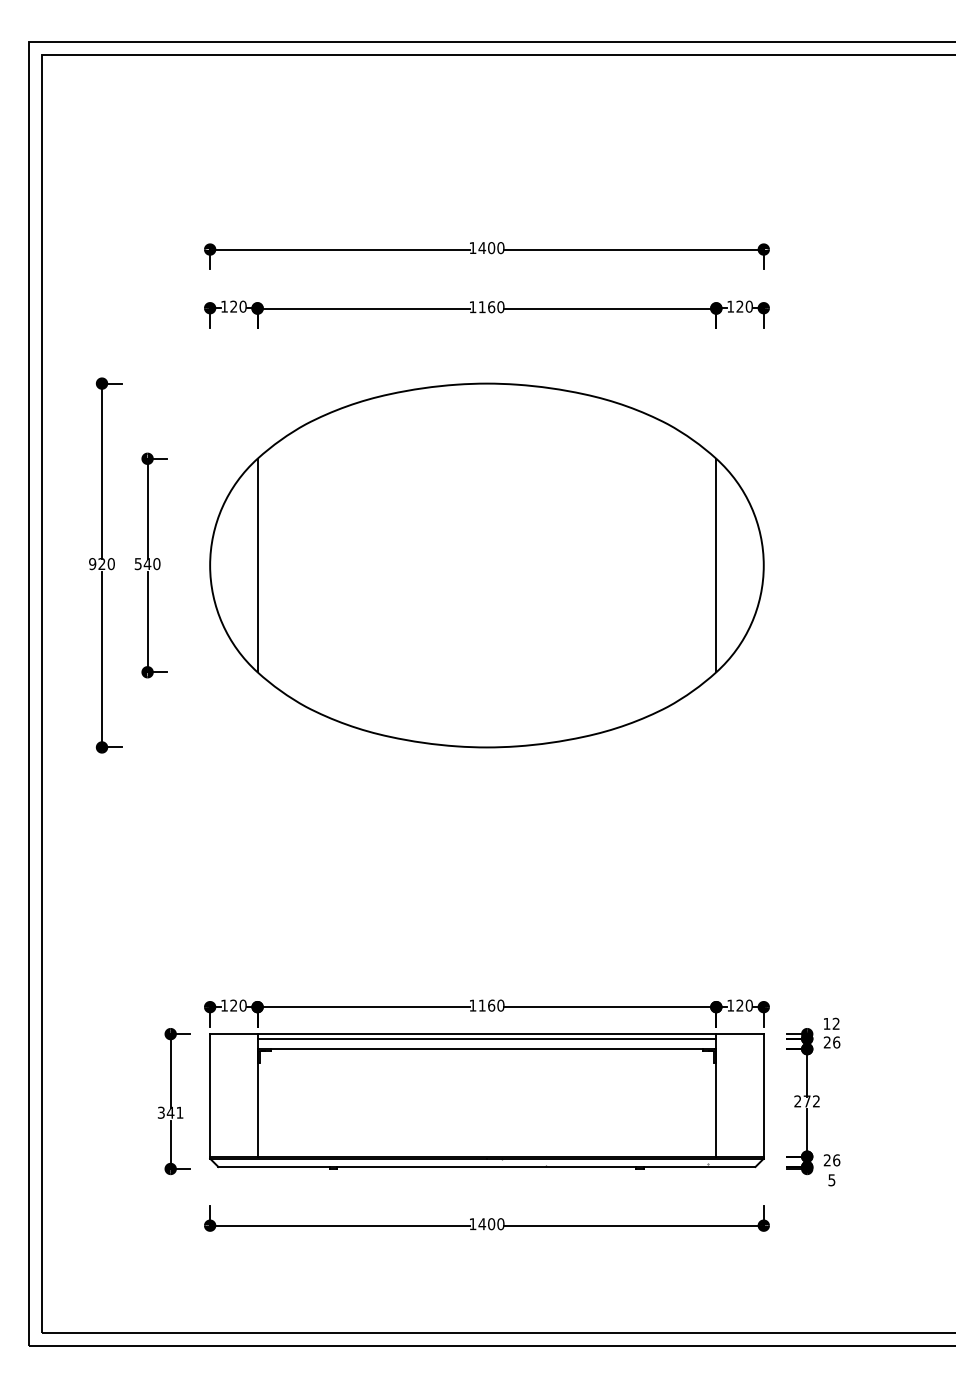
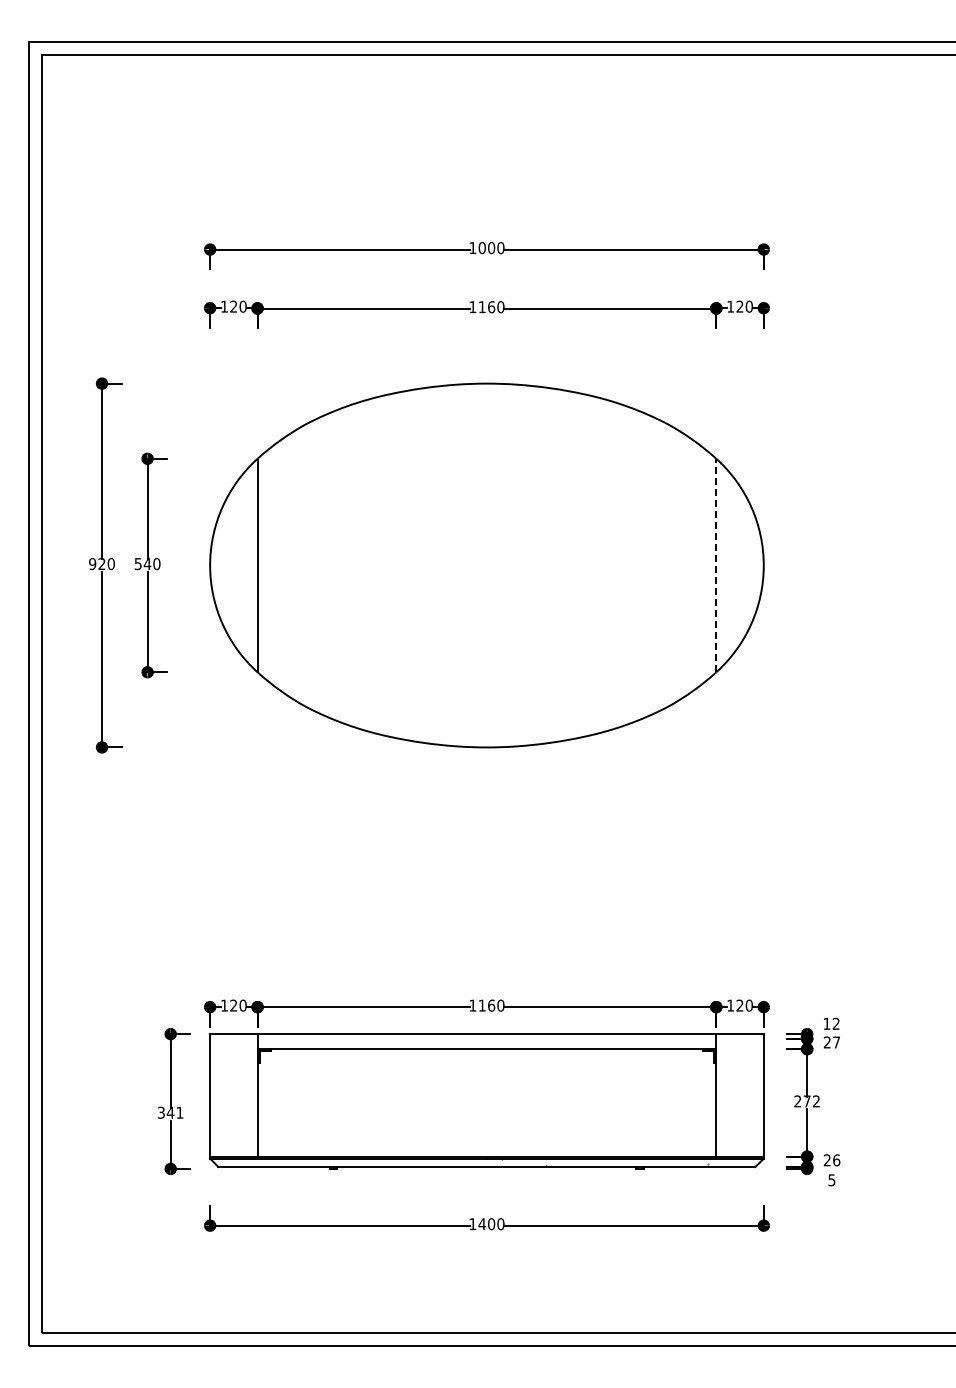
text: 1400 -> 1000 (482, 248)
line: solid -> dashed (716, 565)
line: present -> none (486, 1038)
text: 26 -> 27 (836, 1042)
